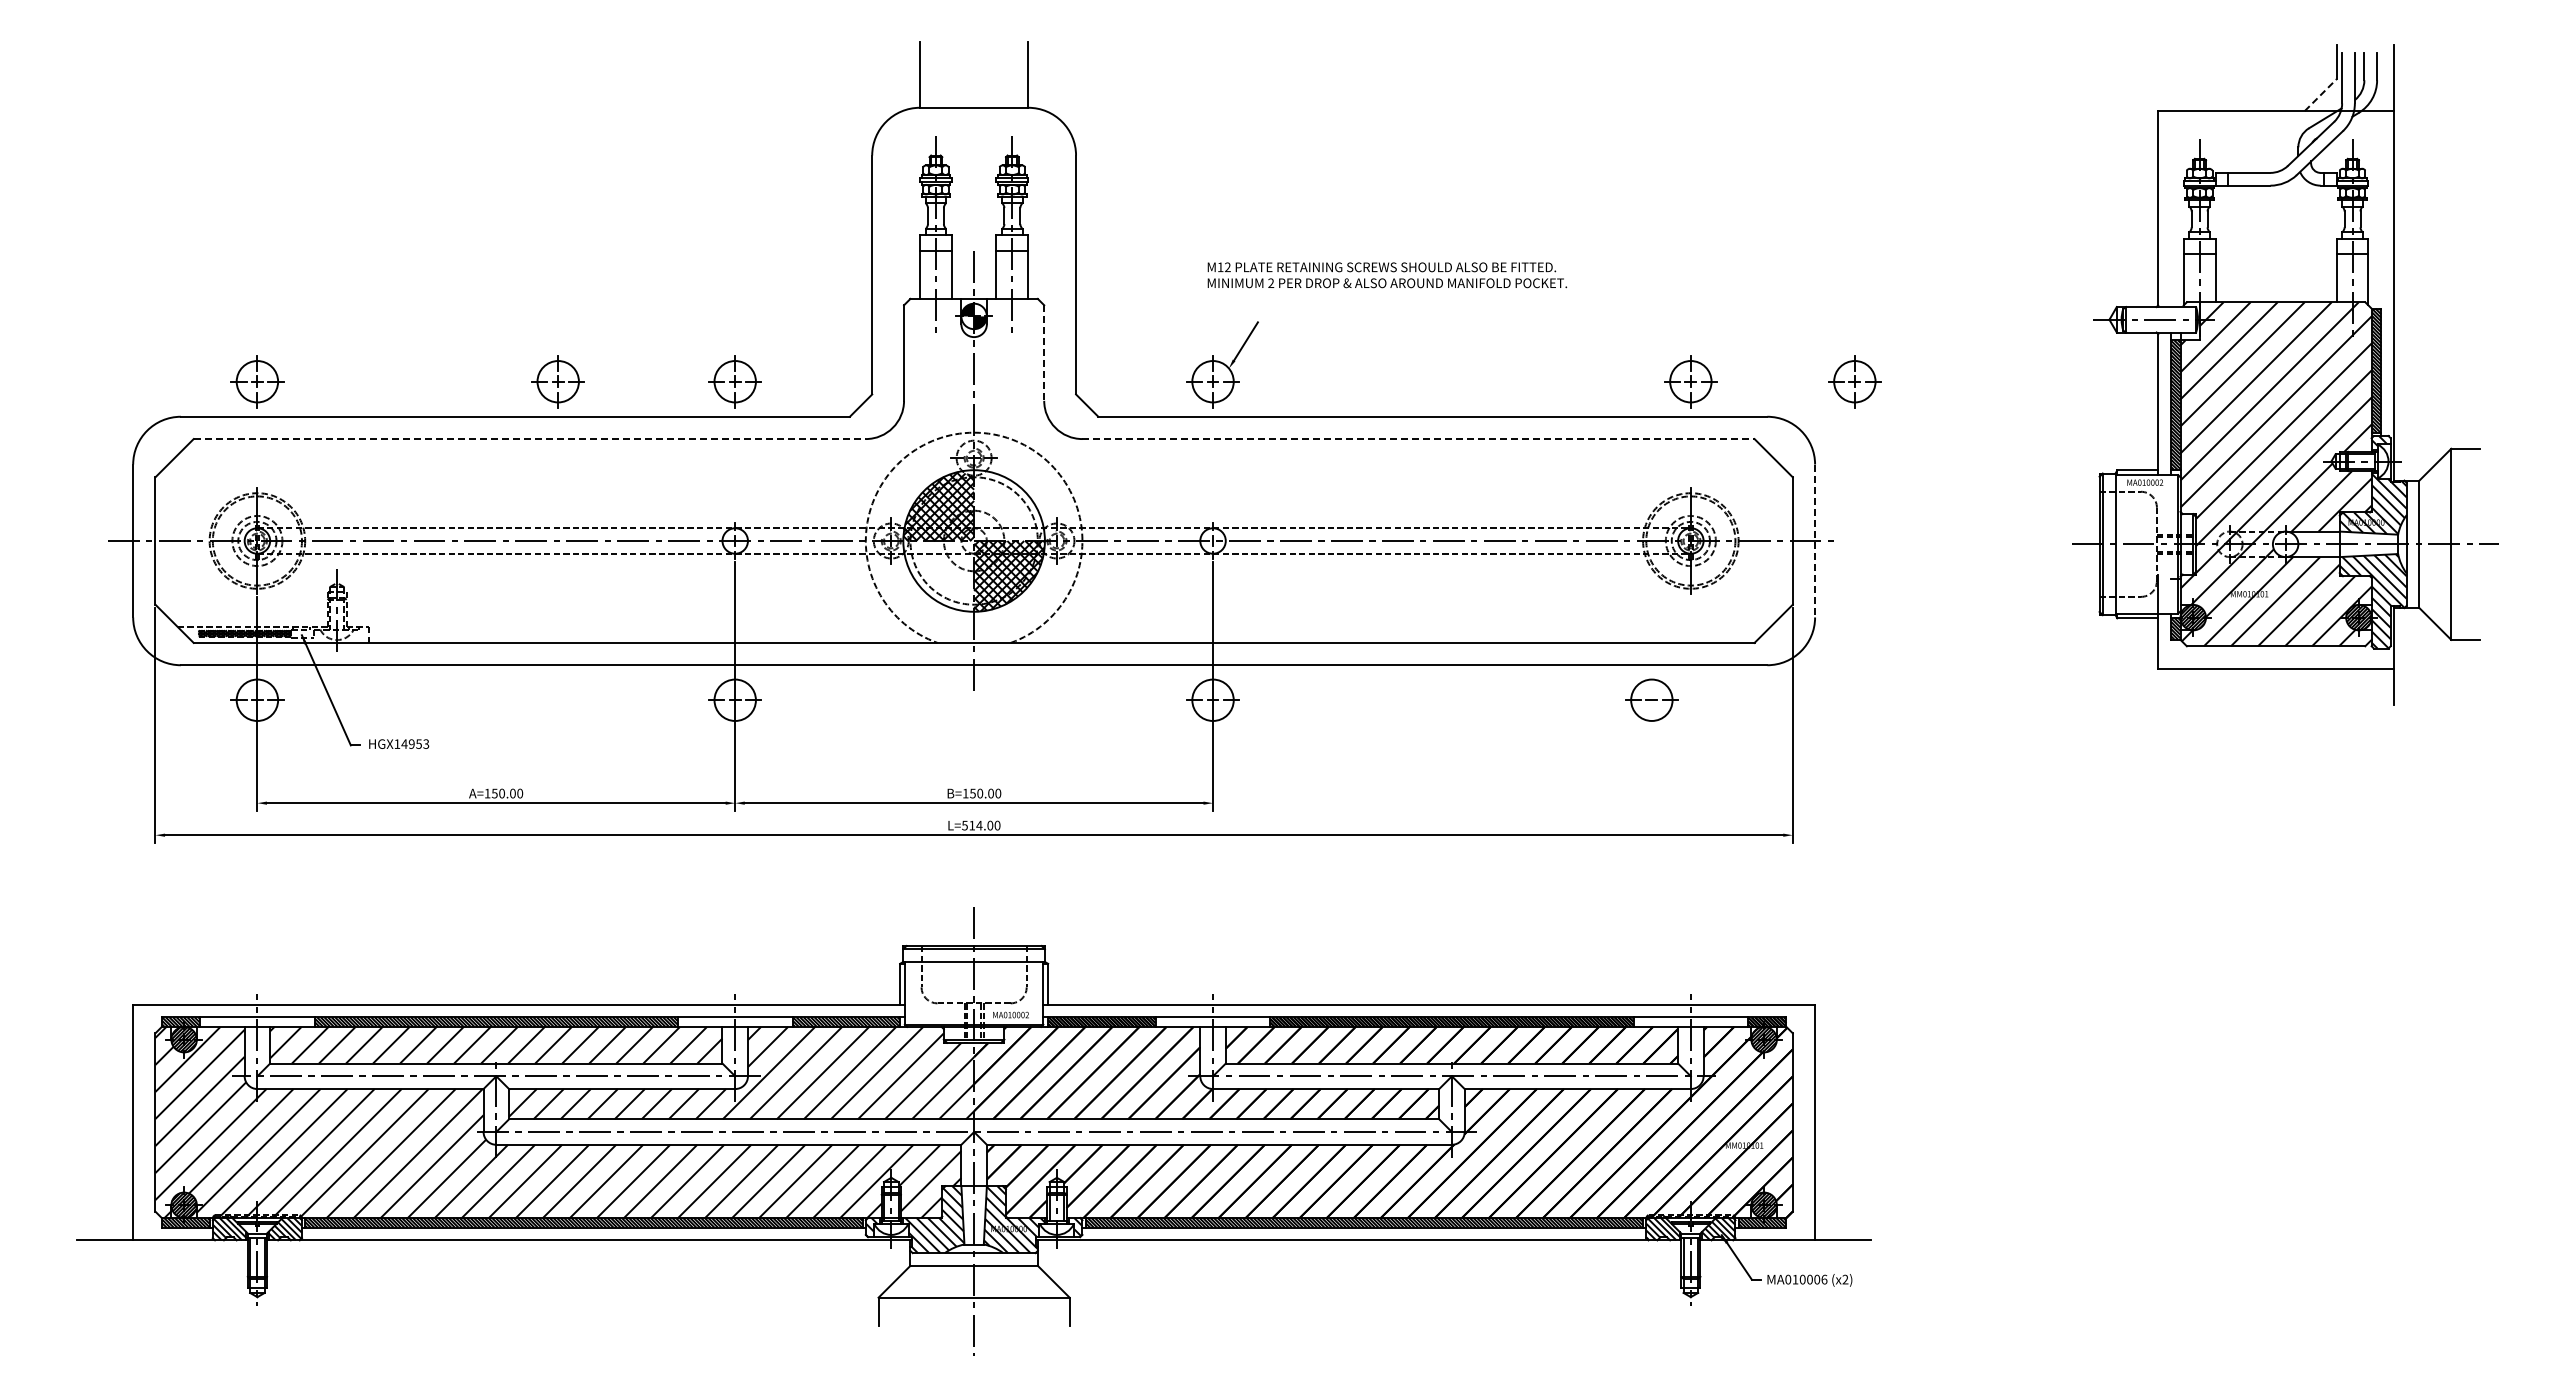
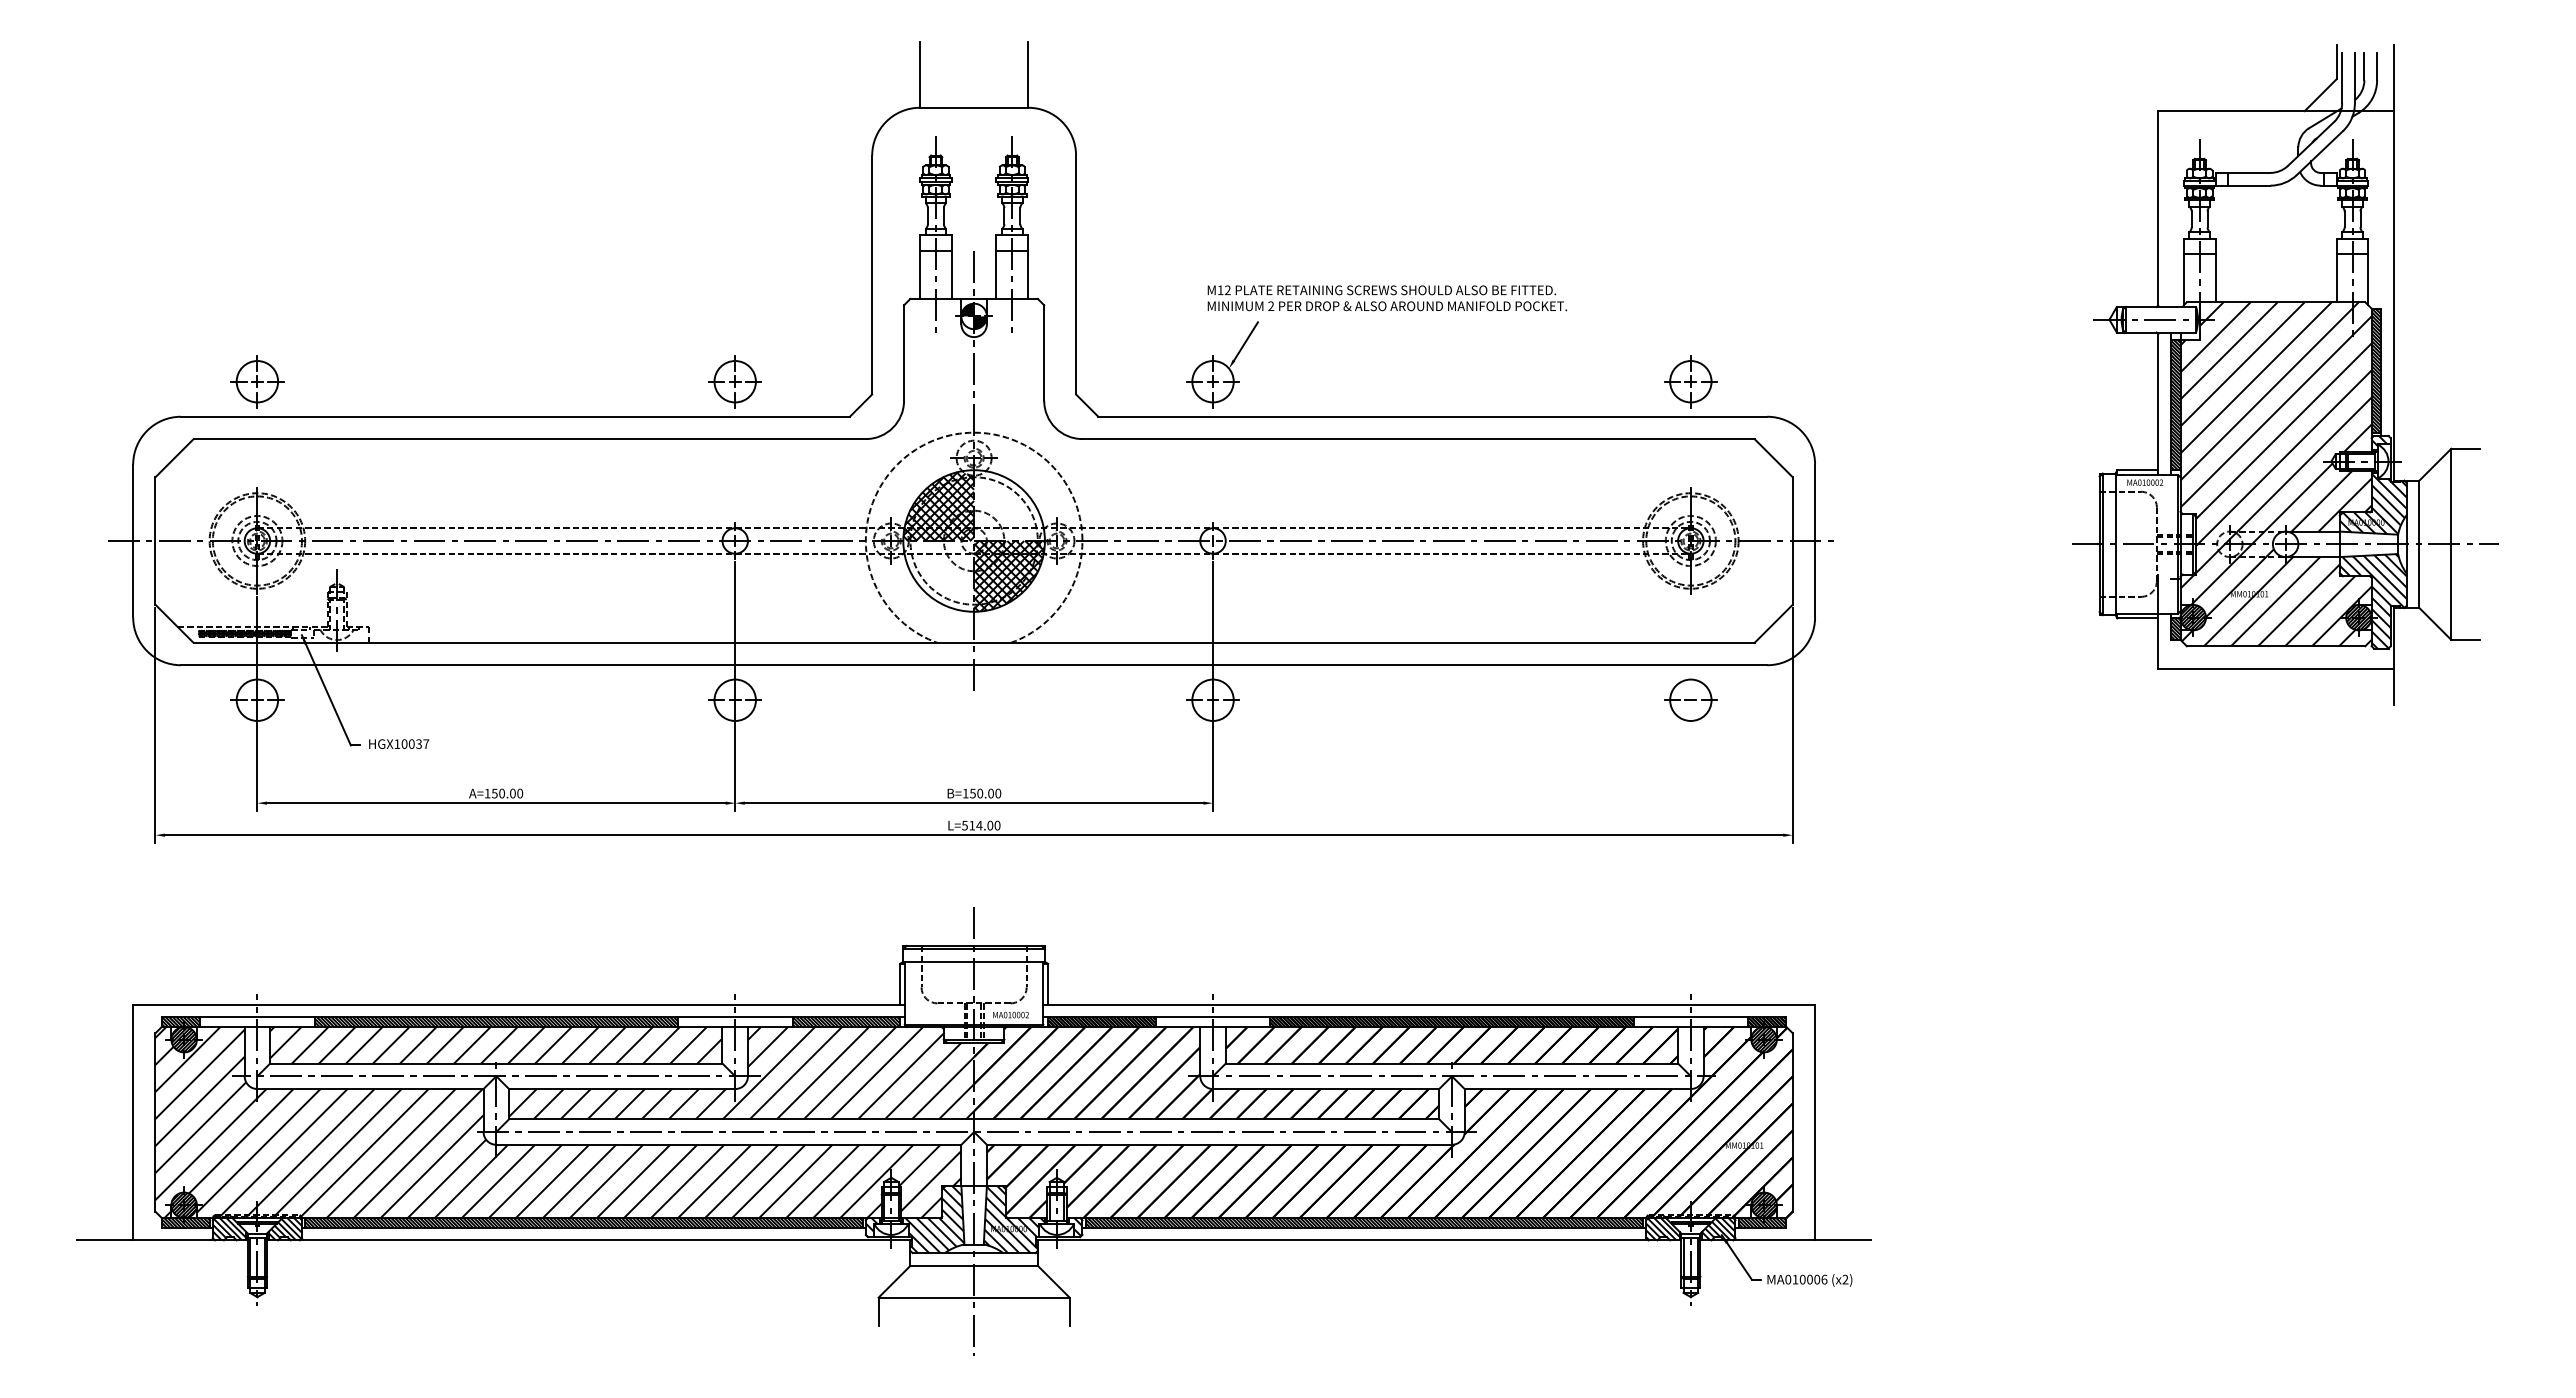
line: dashed -> solid (2320, 95)
text position: (1387, 275) -> (1387, 298) (1387, 298)
line: dashed -> solid (1044, 353)
part: present -> none (557, 381)
part: present -> none (1854, 381)
line: dashed -> solid (530, 439)
line: dashed -> solid (1419, 439)
line: dashed -> solid (1815, 541)
part position: (1651, 699) -> (1690, 699) (1690, 699)
text: HGX14953 -> HGX10037 (415, 743)
